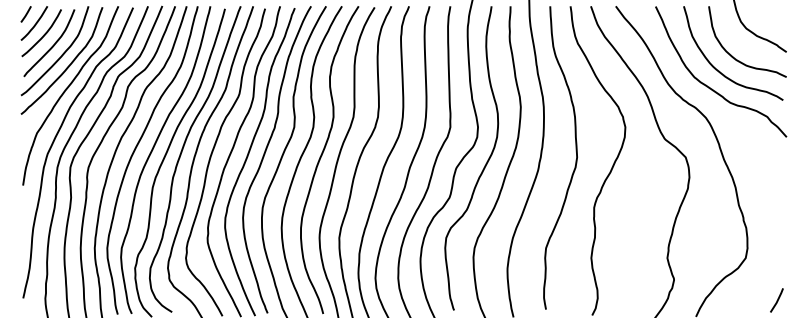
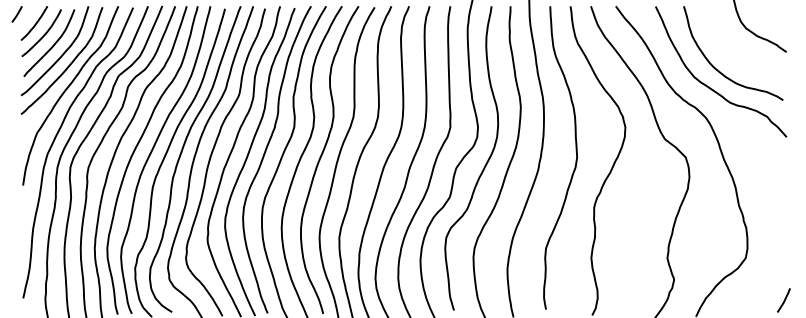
line position: (25, 14) -> (16, 14) (16, 14)
curve: present -> none (736, 58)
line position: (776, 300) -> (783, 300) (783, 300)
